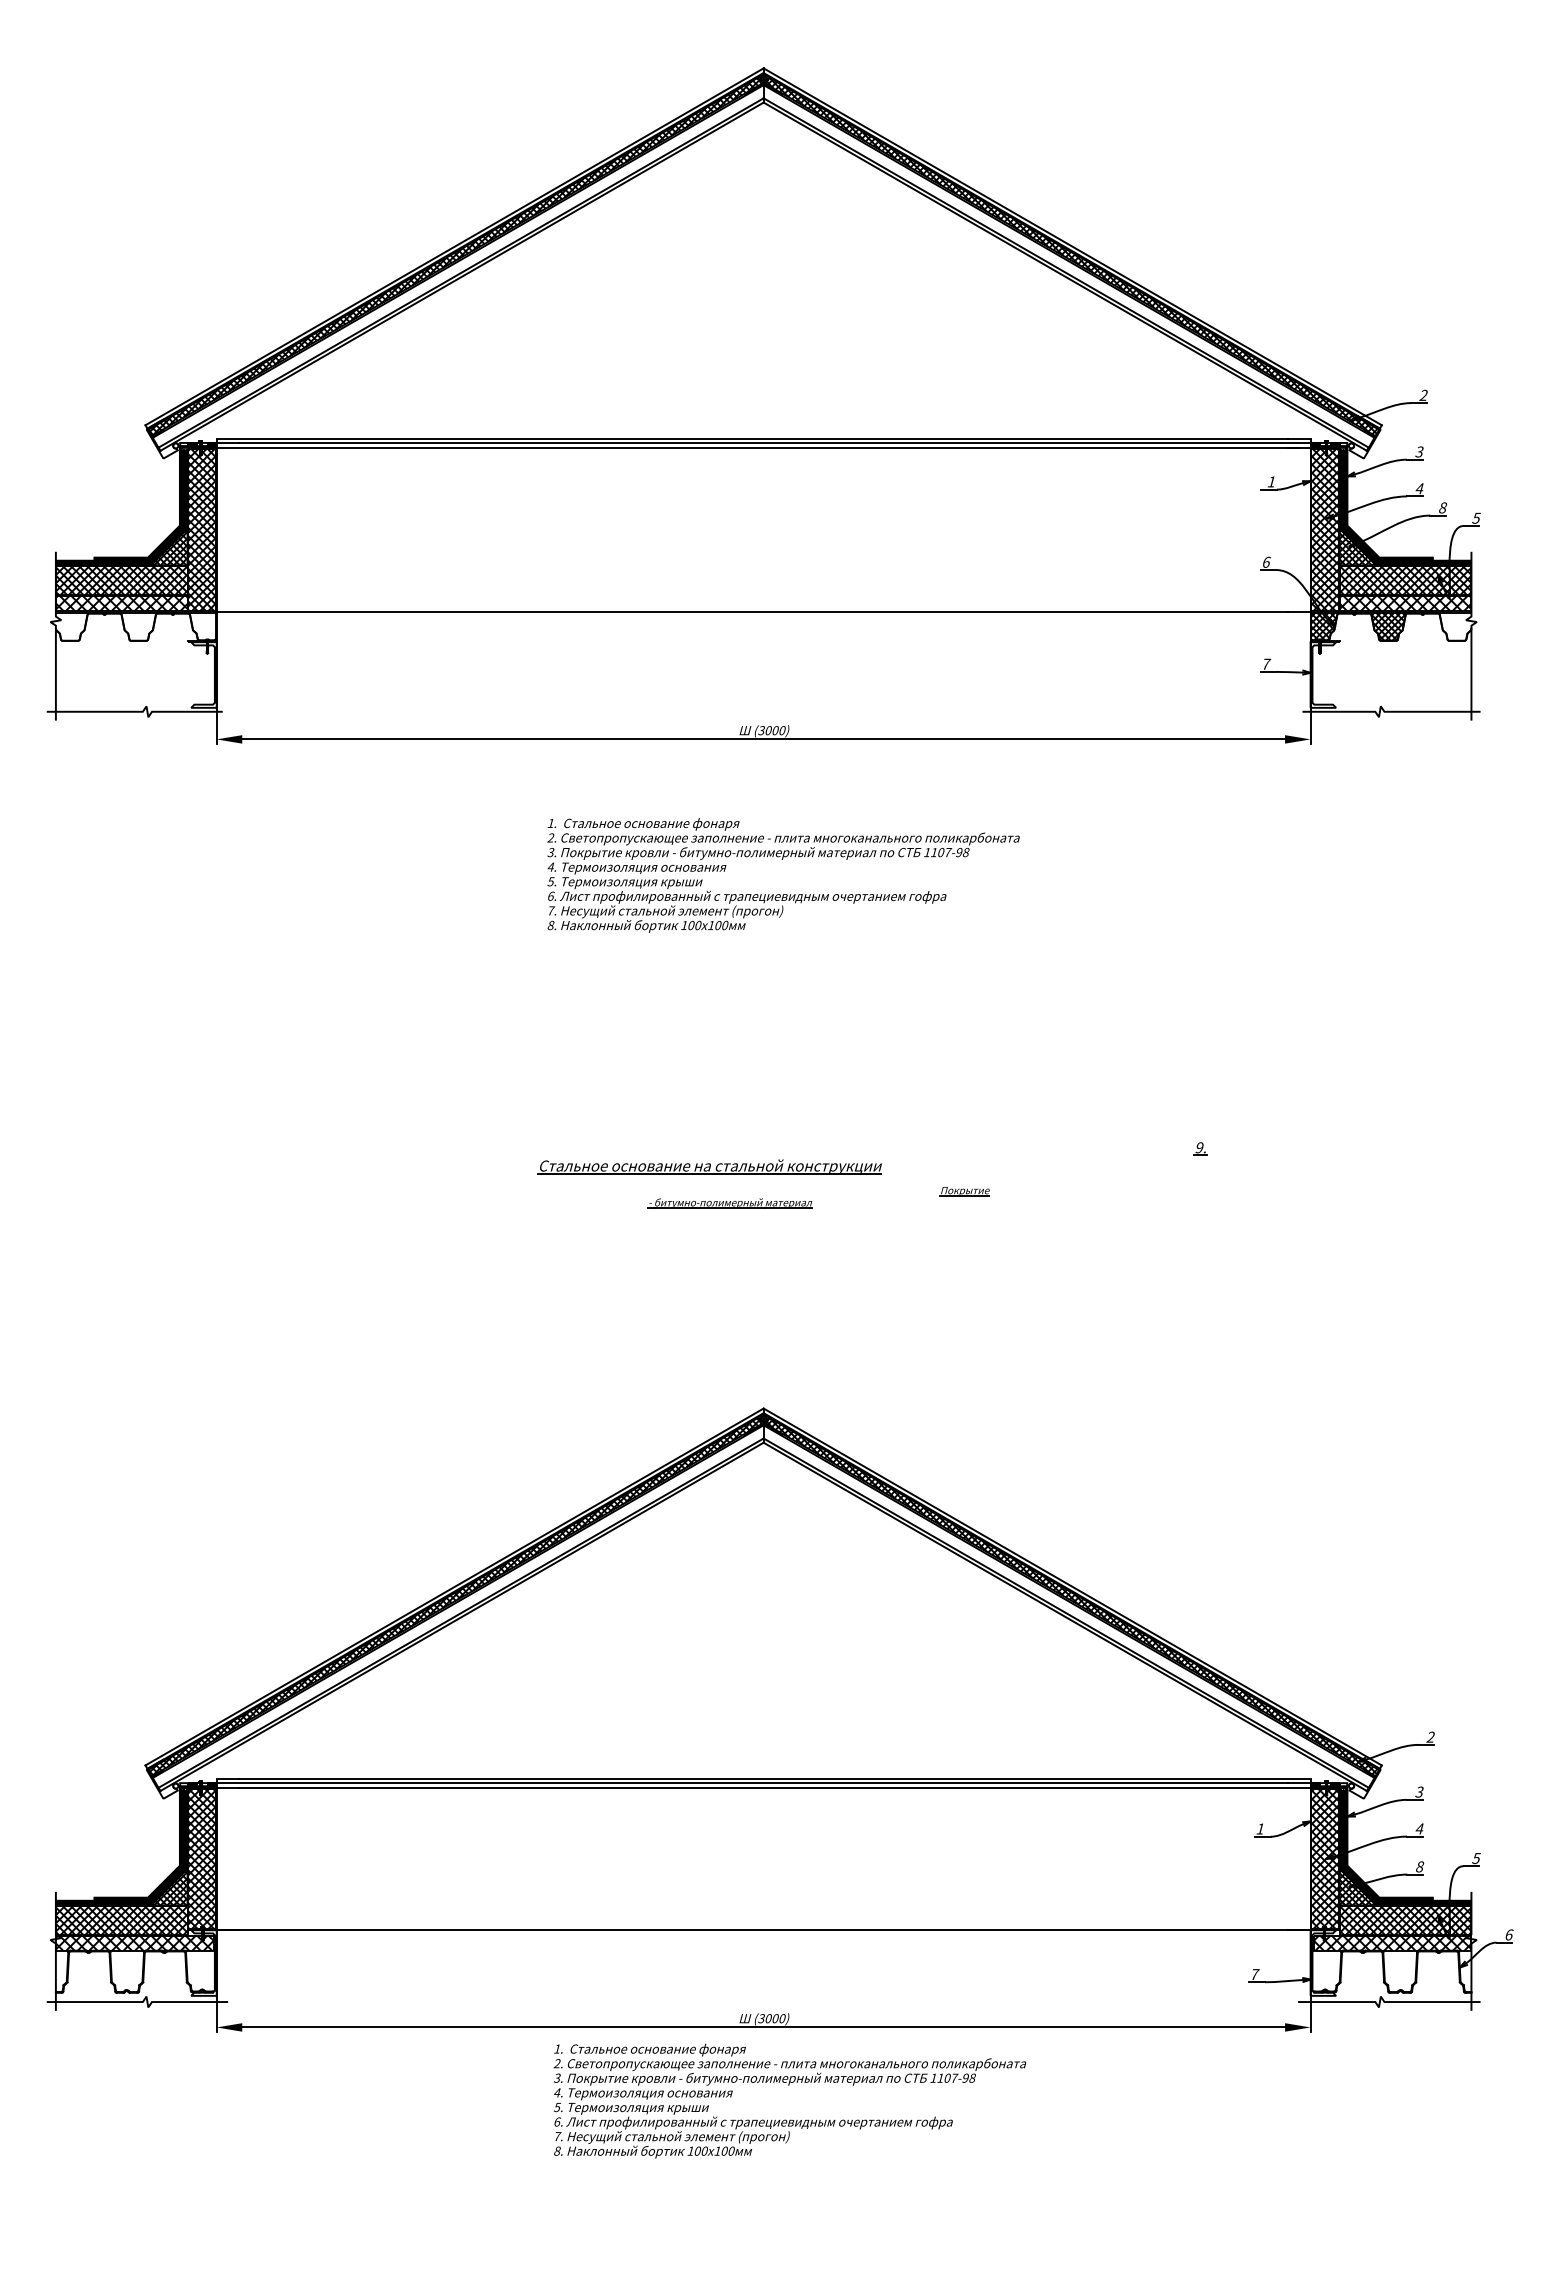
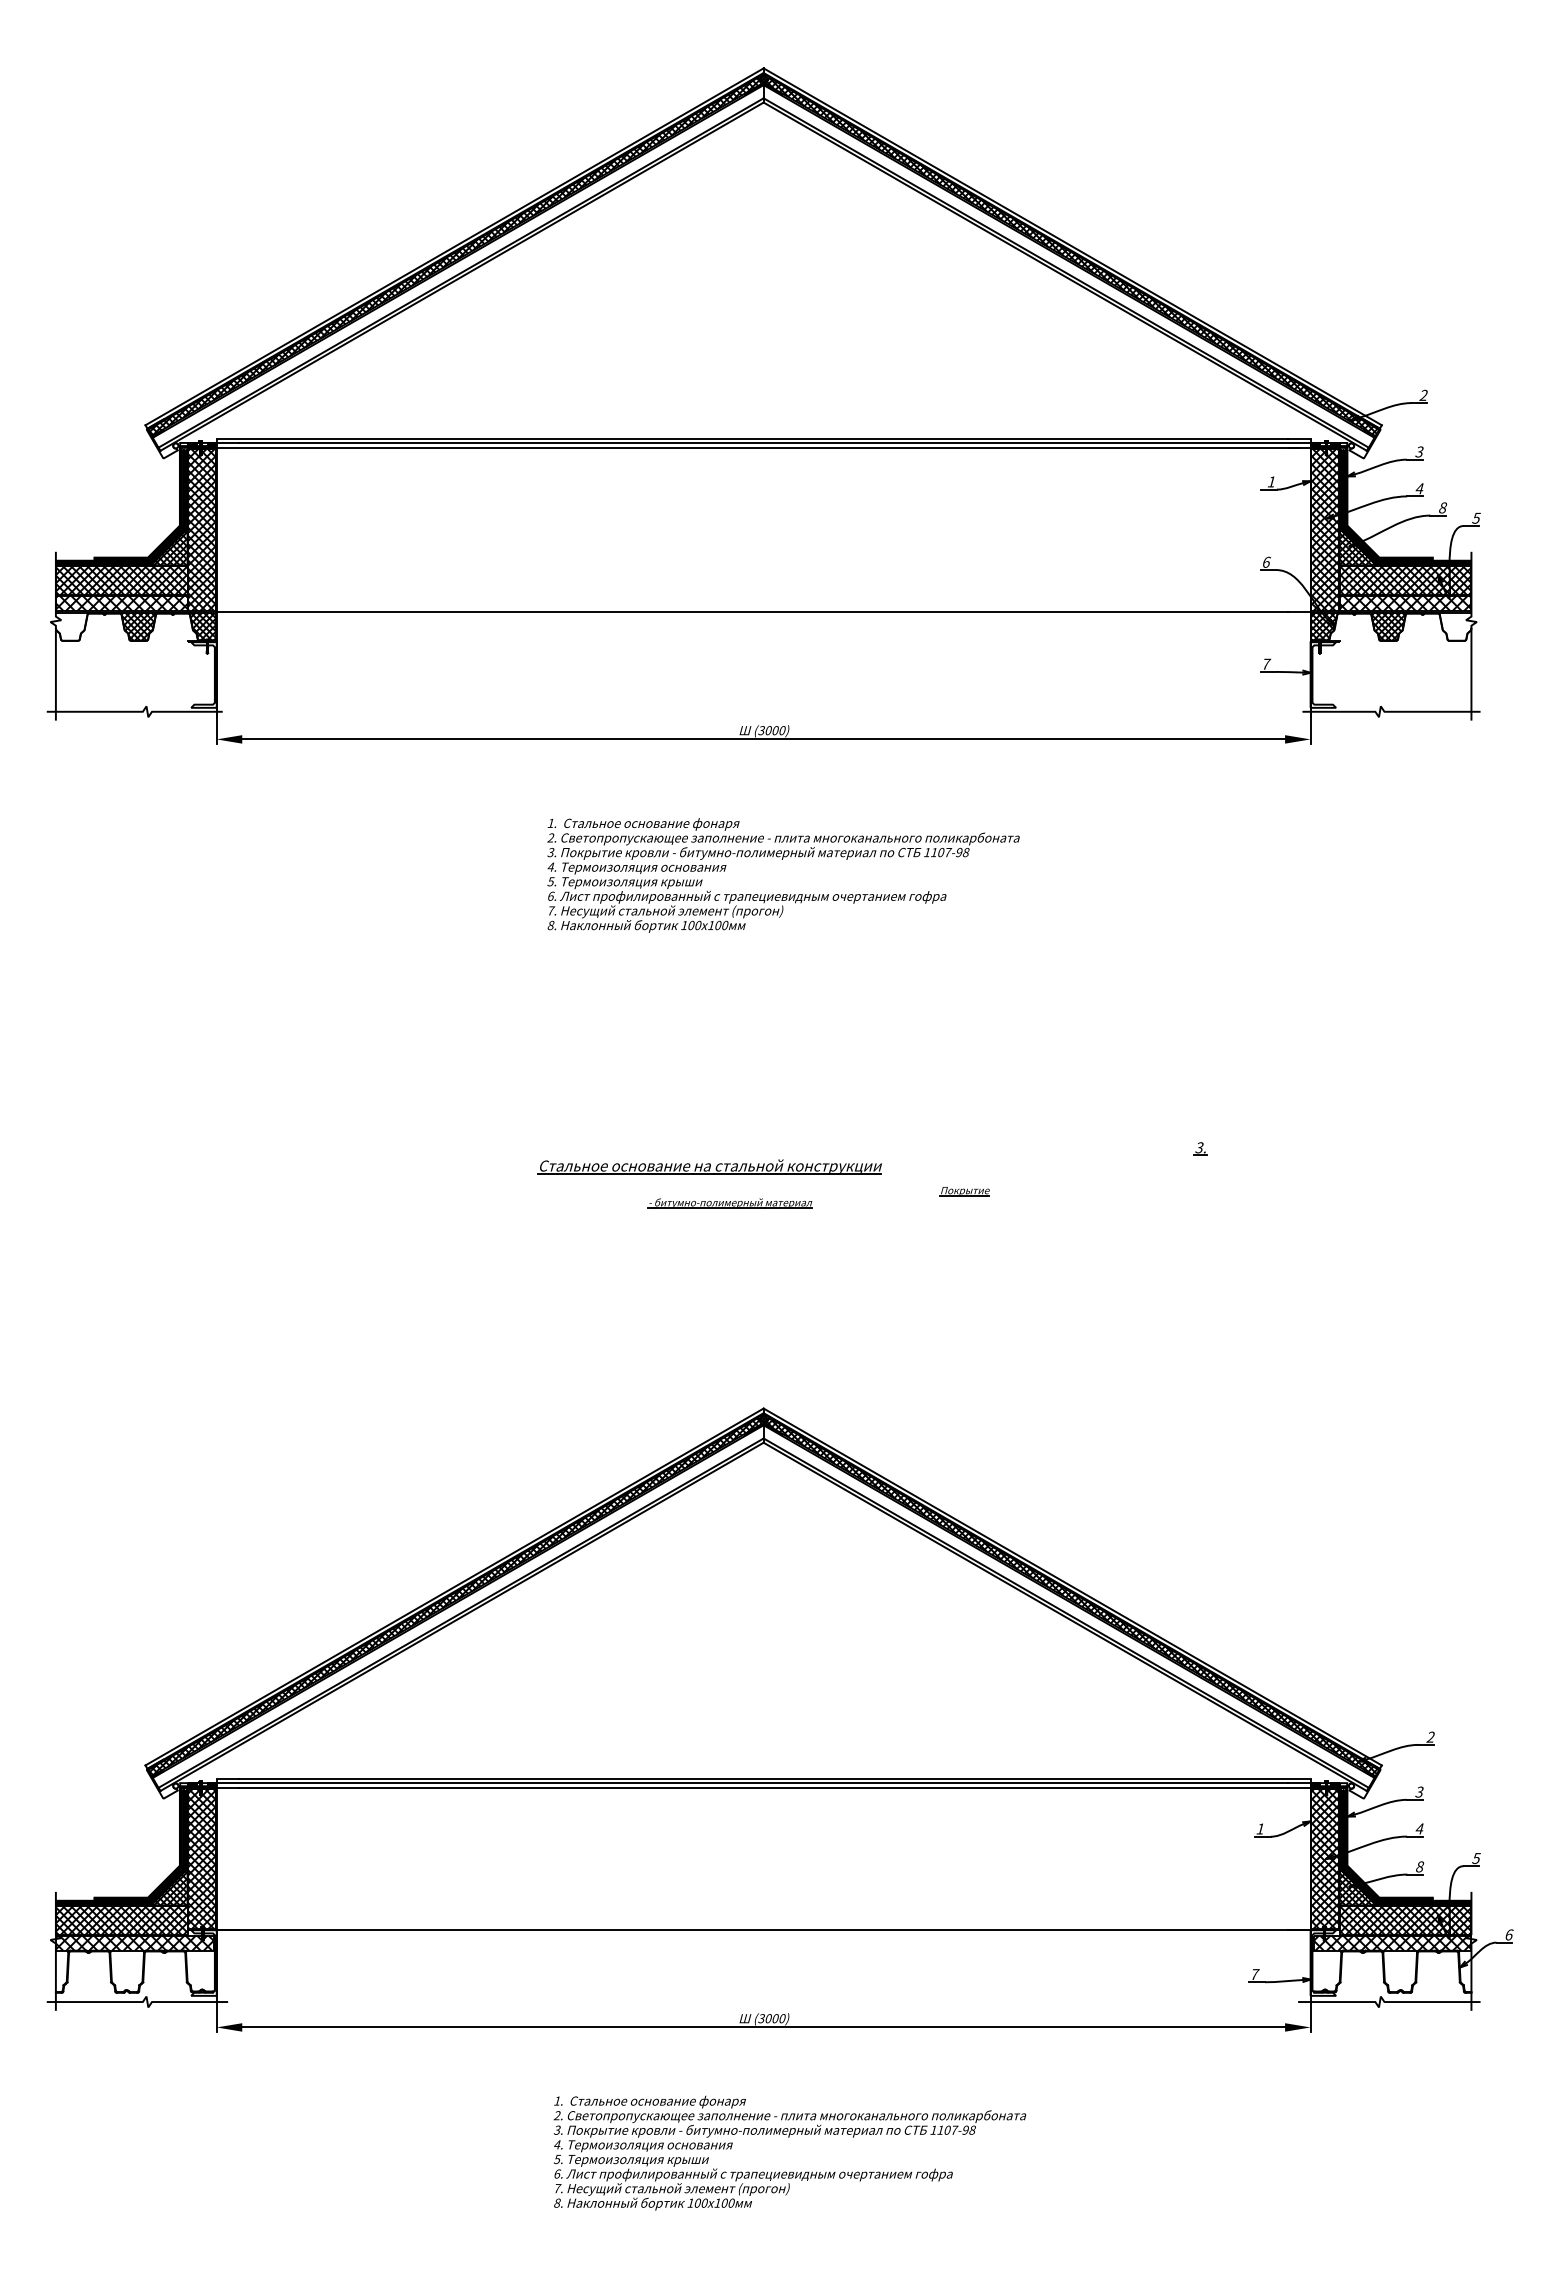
hatch: none -> present (167, 626)
text: 9. -> 3. (1199, 1147)
text position: (789, 2100) -> (789, 2152) (789, 2152)
